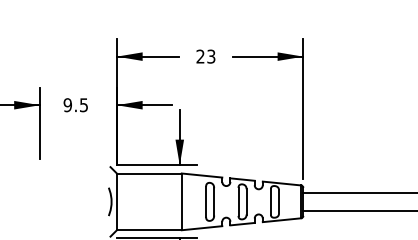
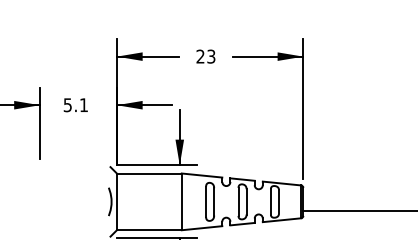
text: 9.5 -> 5.1 (75, 105)
line: present -> none (358, 192)
